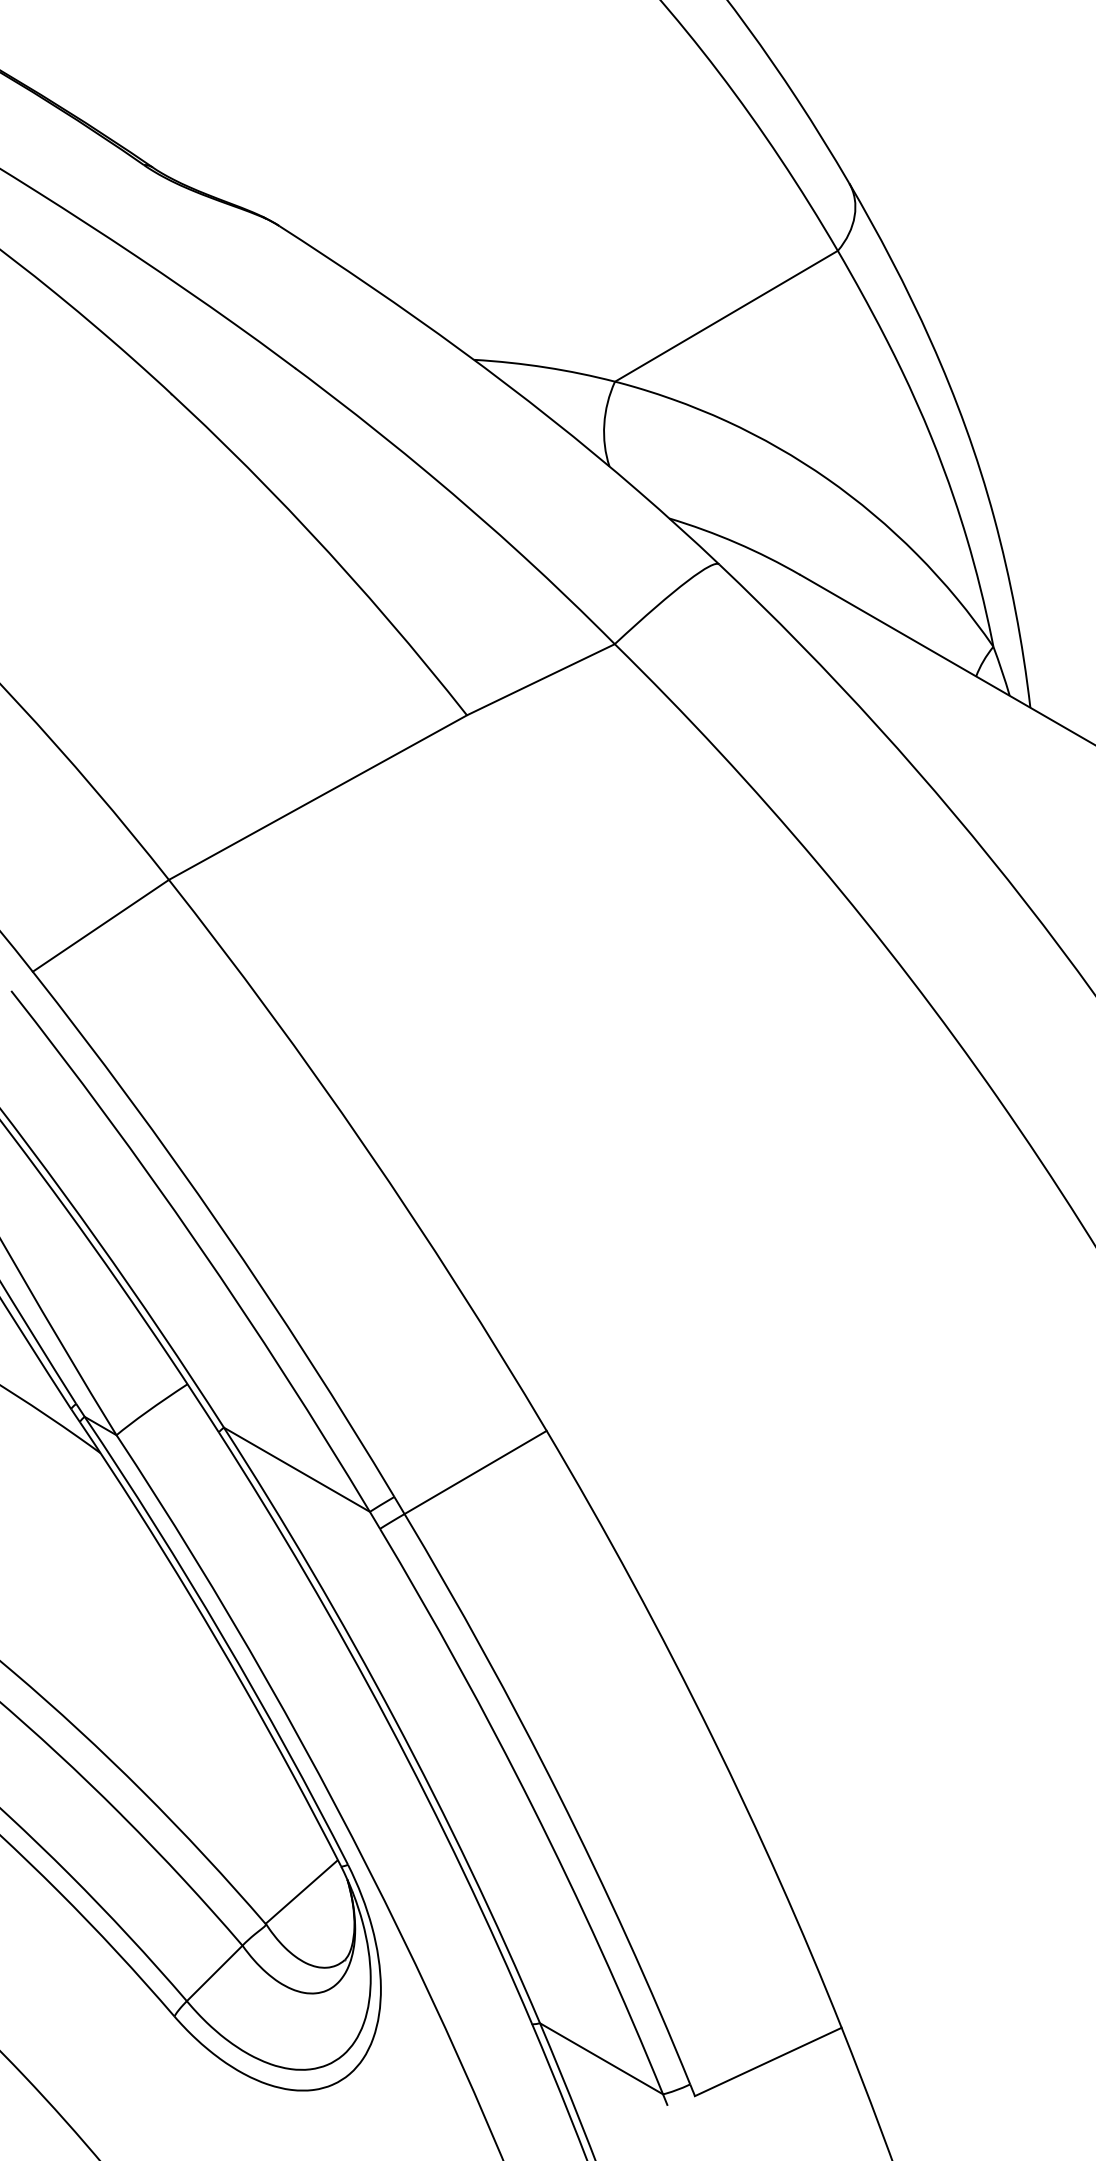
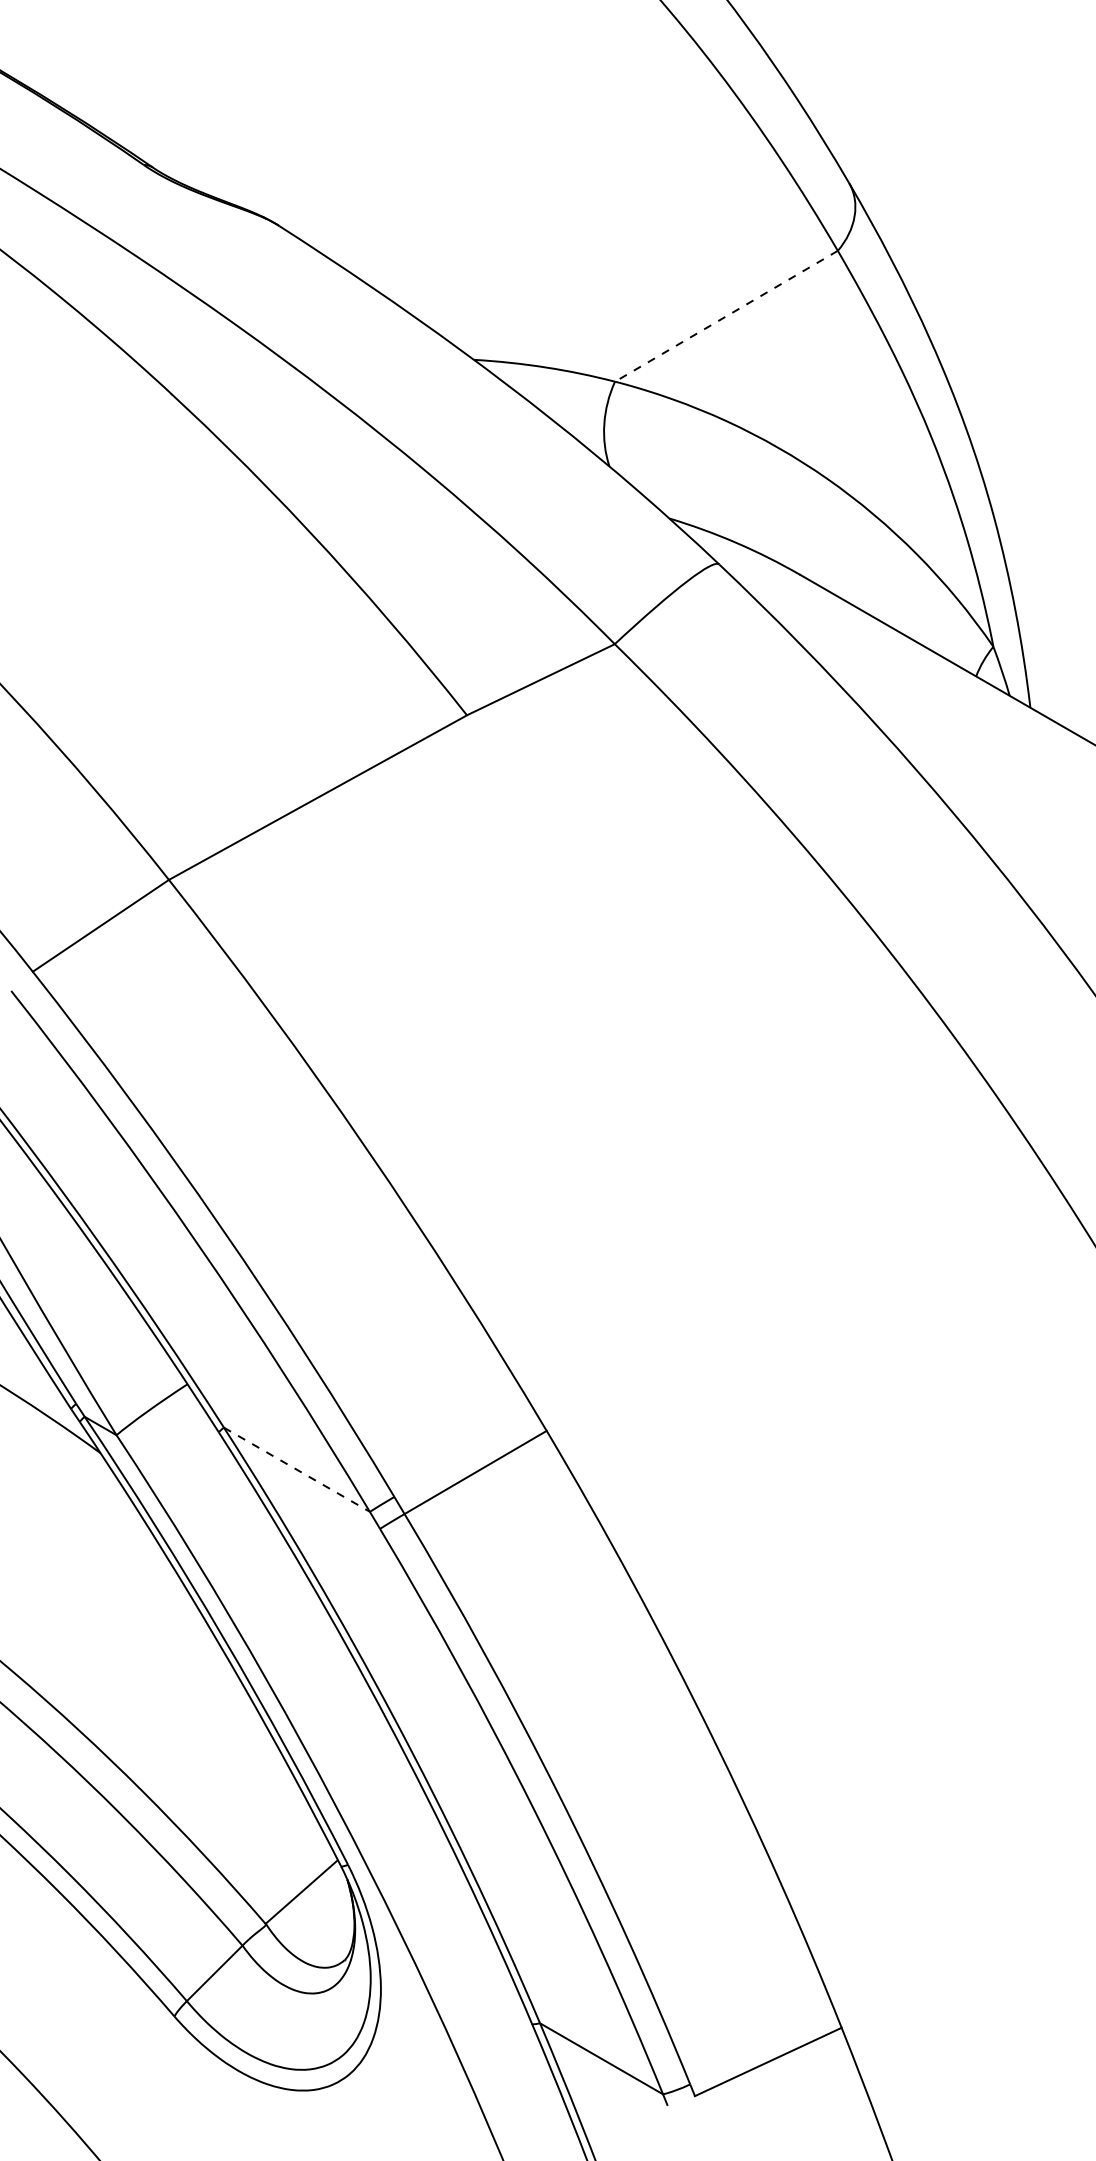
line: solid -> dashed (726, 316)
line: solid -> dashed (297, 1470)
